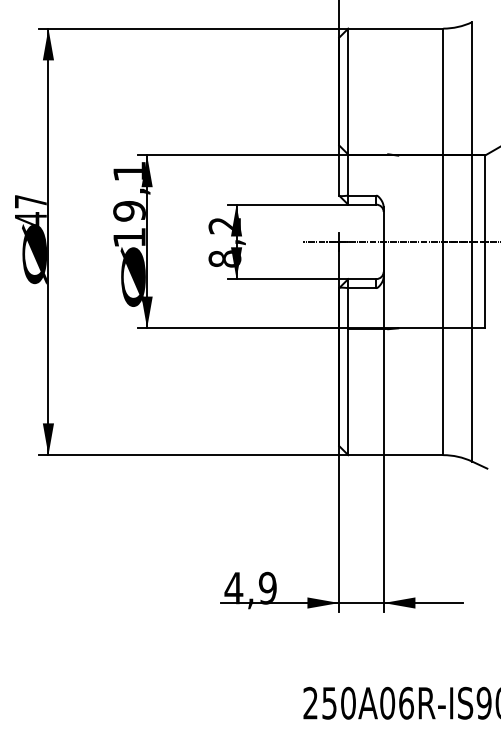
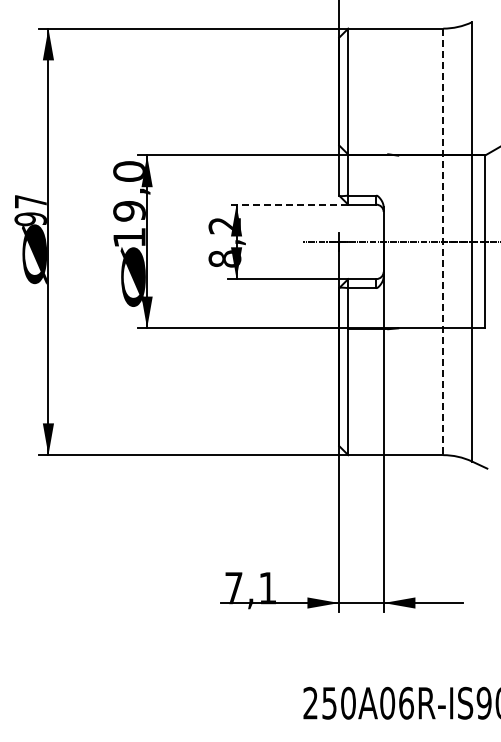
text: 19,1 -> 19,0 (129, 171)
line: solid -> dashed (287, 204)
text: 47 -> 97 (30, 219)
line: solid -> dashed (443, 242)
text: 4,9 -> 7,1 (250, 587)
